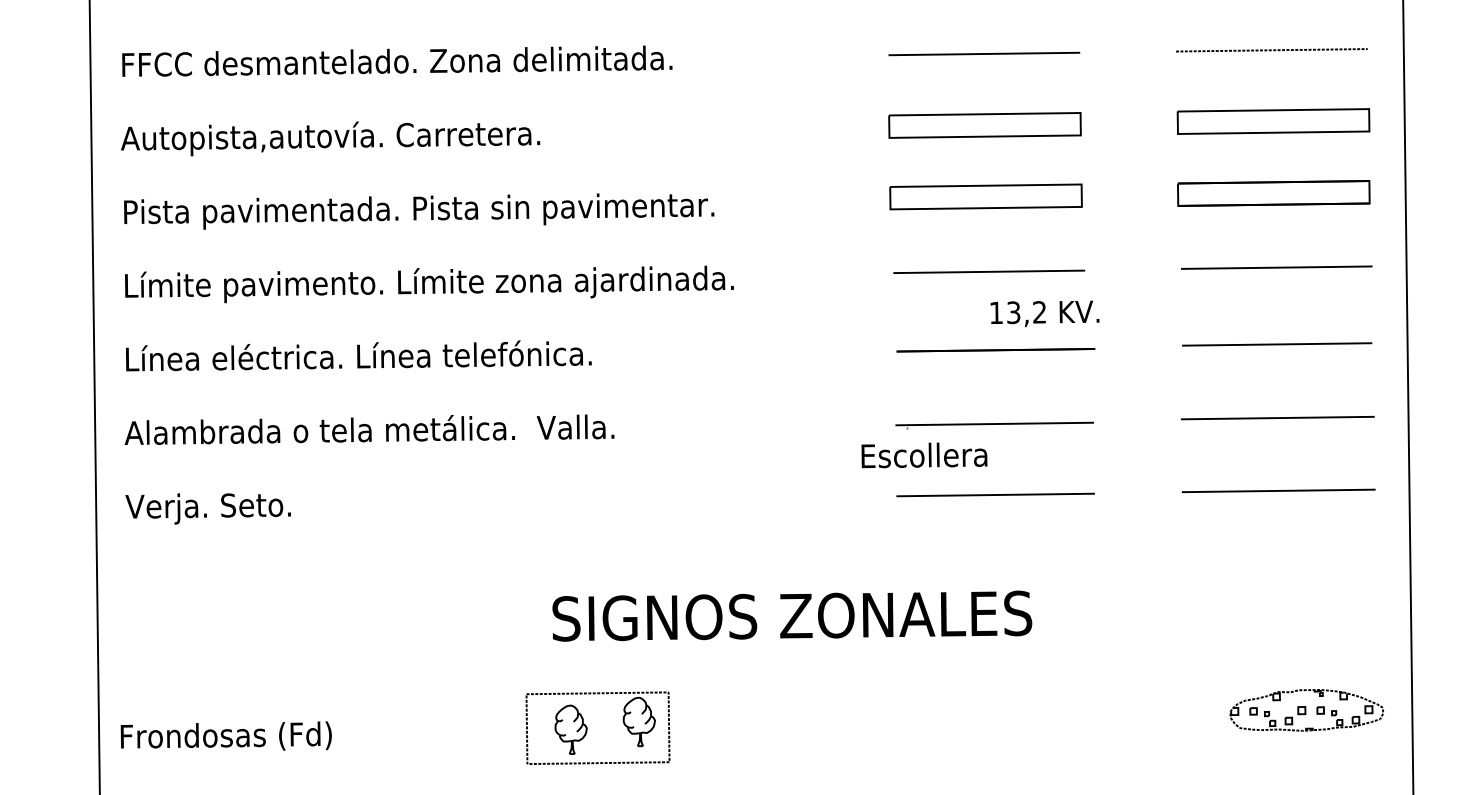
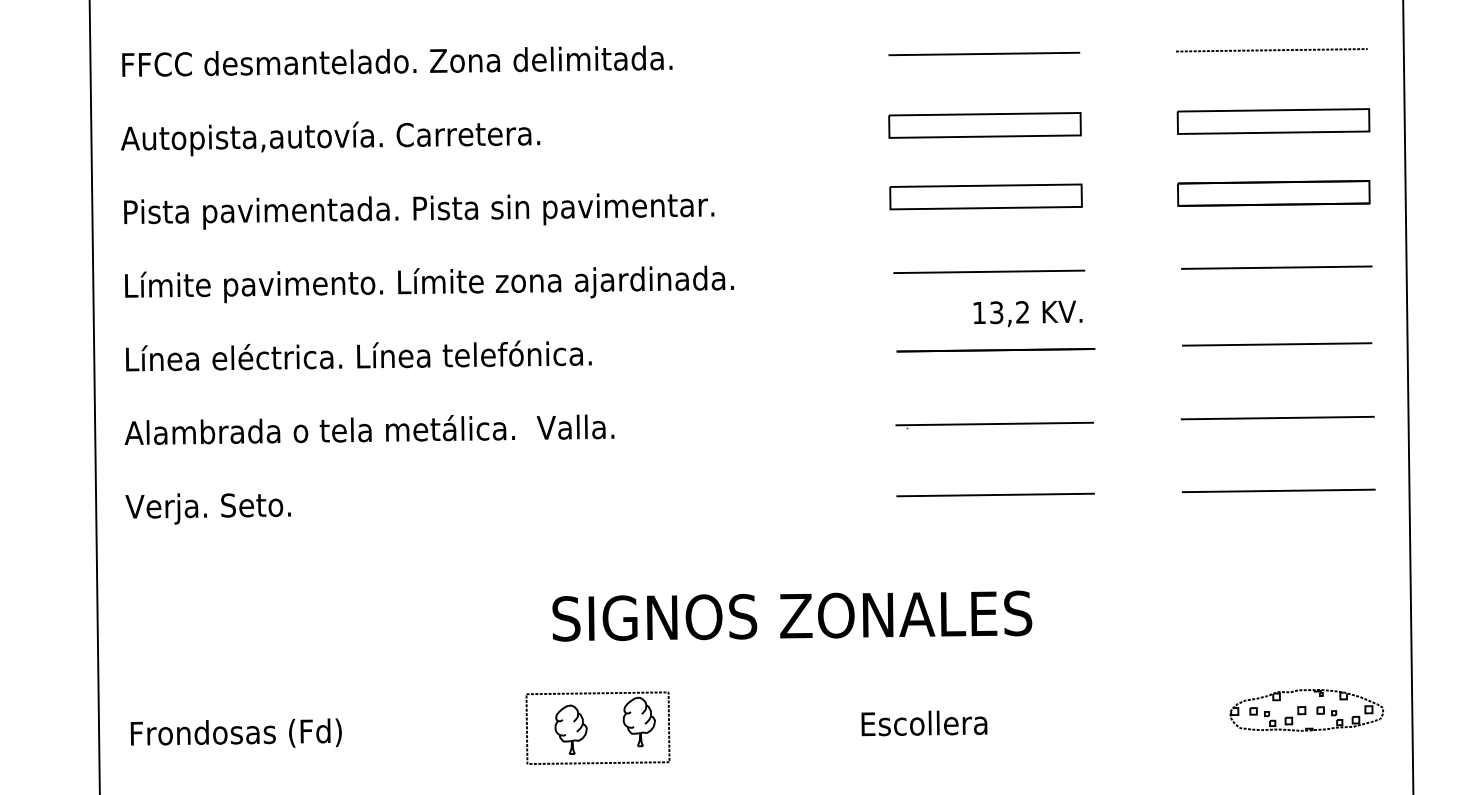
text position: (1044, 313) -> (1027, 313) (1027, 313)
text position: (924, 455) -> (924, 723) (924, 723)
text position: (225, 735) -> (235, 732) (235, 732)
